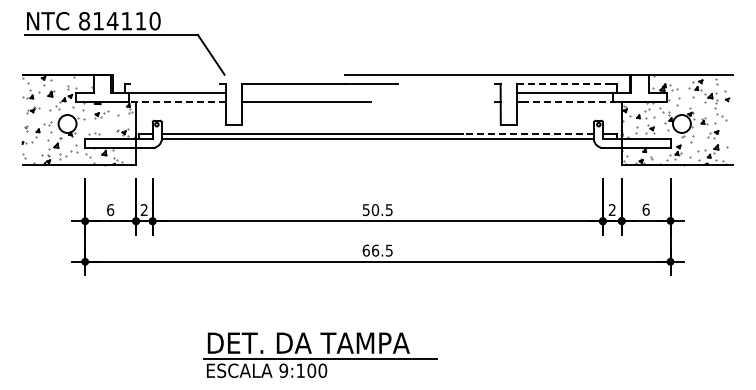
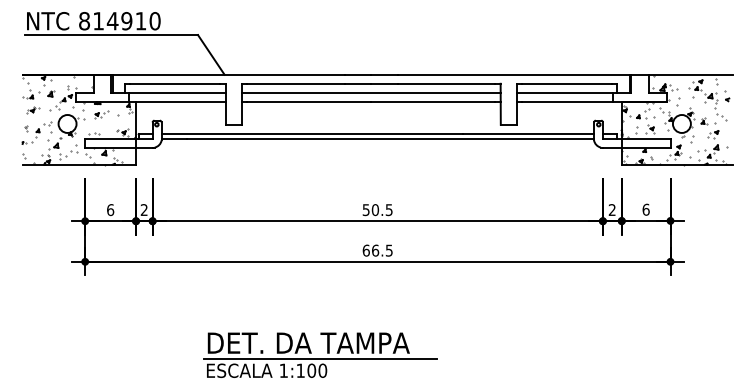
text: 814110 -> 814910 (126, 21)
line: none -> present (228, 74)
line: none -> present (175, 83)
line: none -> present (446, 83)
line: dashed -> solid (567, 83)
line: none -> present (370, 92)
line: dashed -> solid (177, 102)
line: none -> present (433, 102)
line: dashed -> solid (568, 102)
line: dashed -> solid (528, 134)
text: 9:100 -> 1:100 (283, 370)
